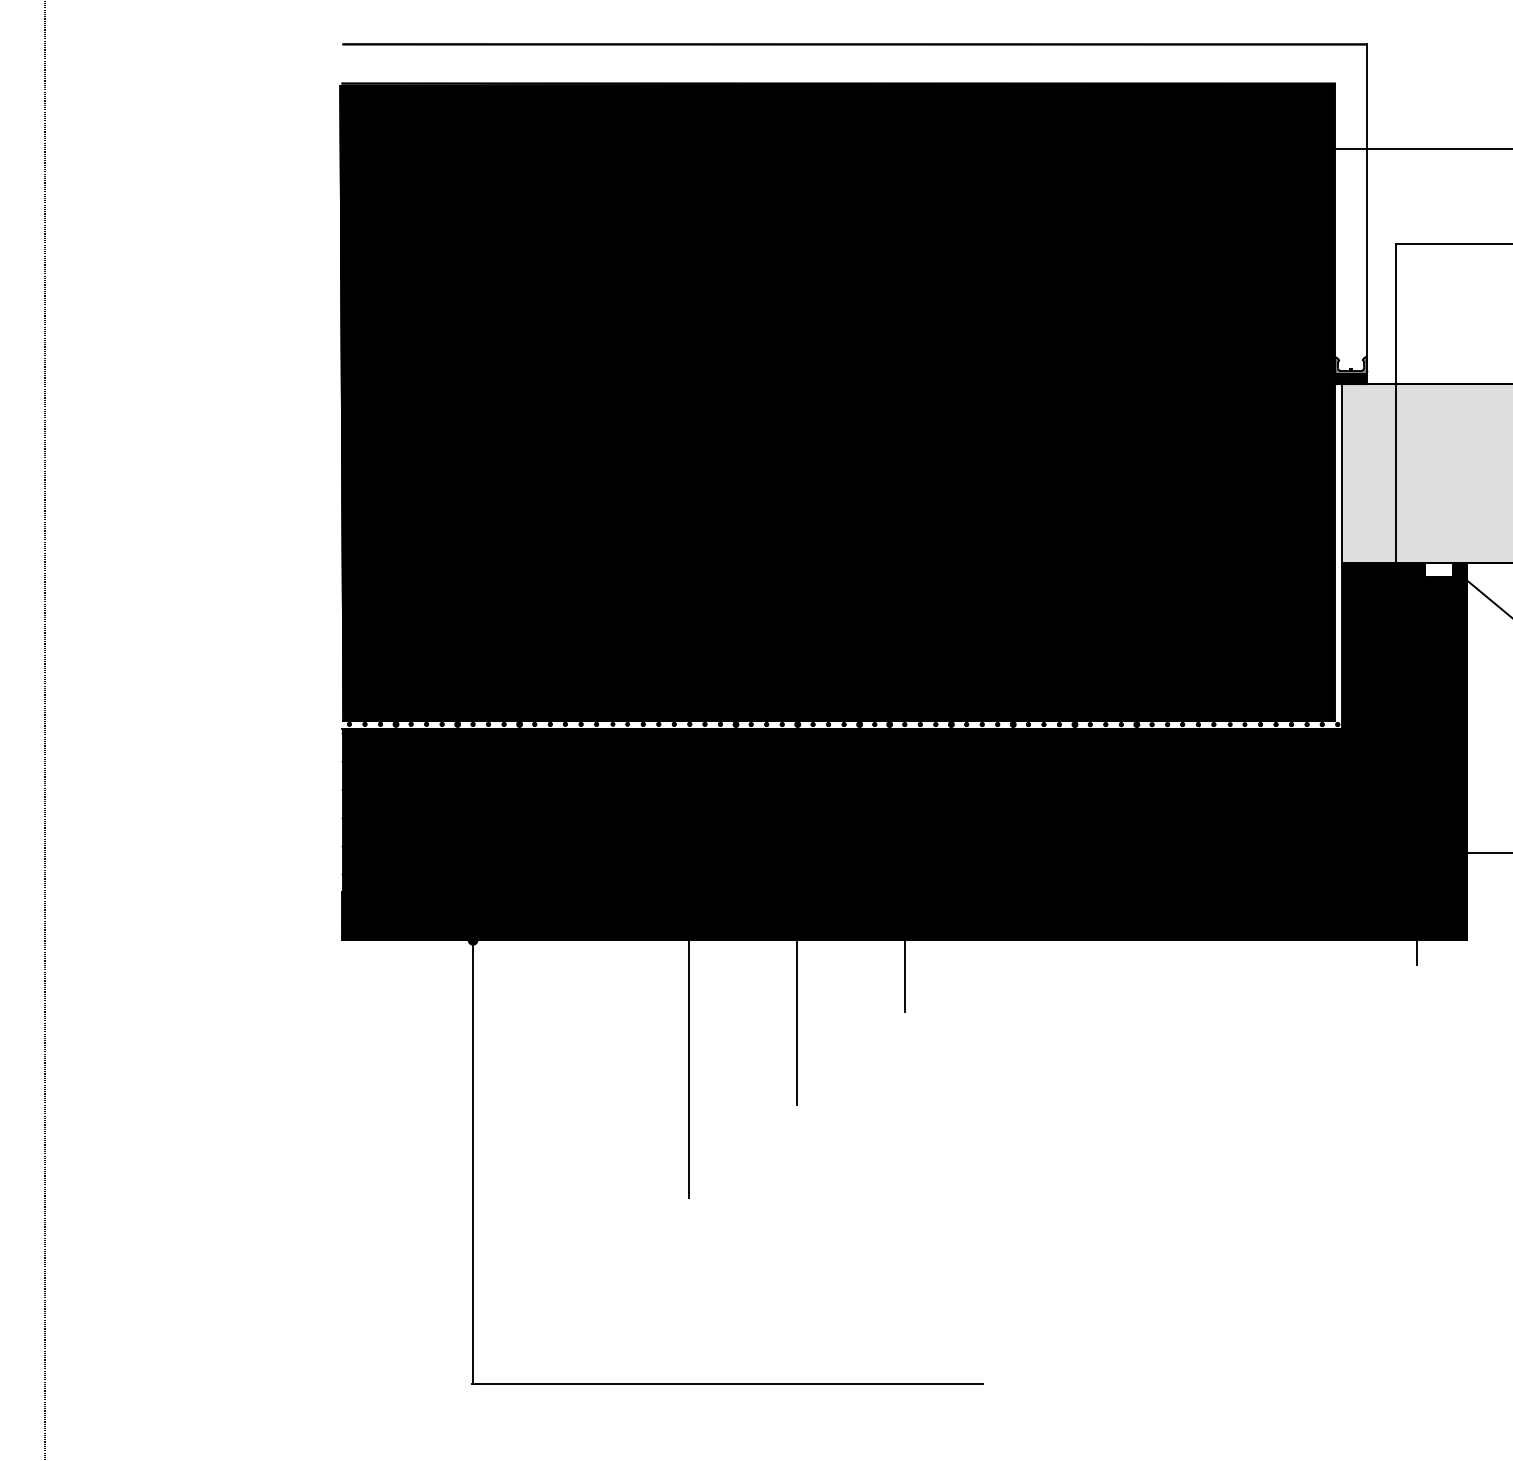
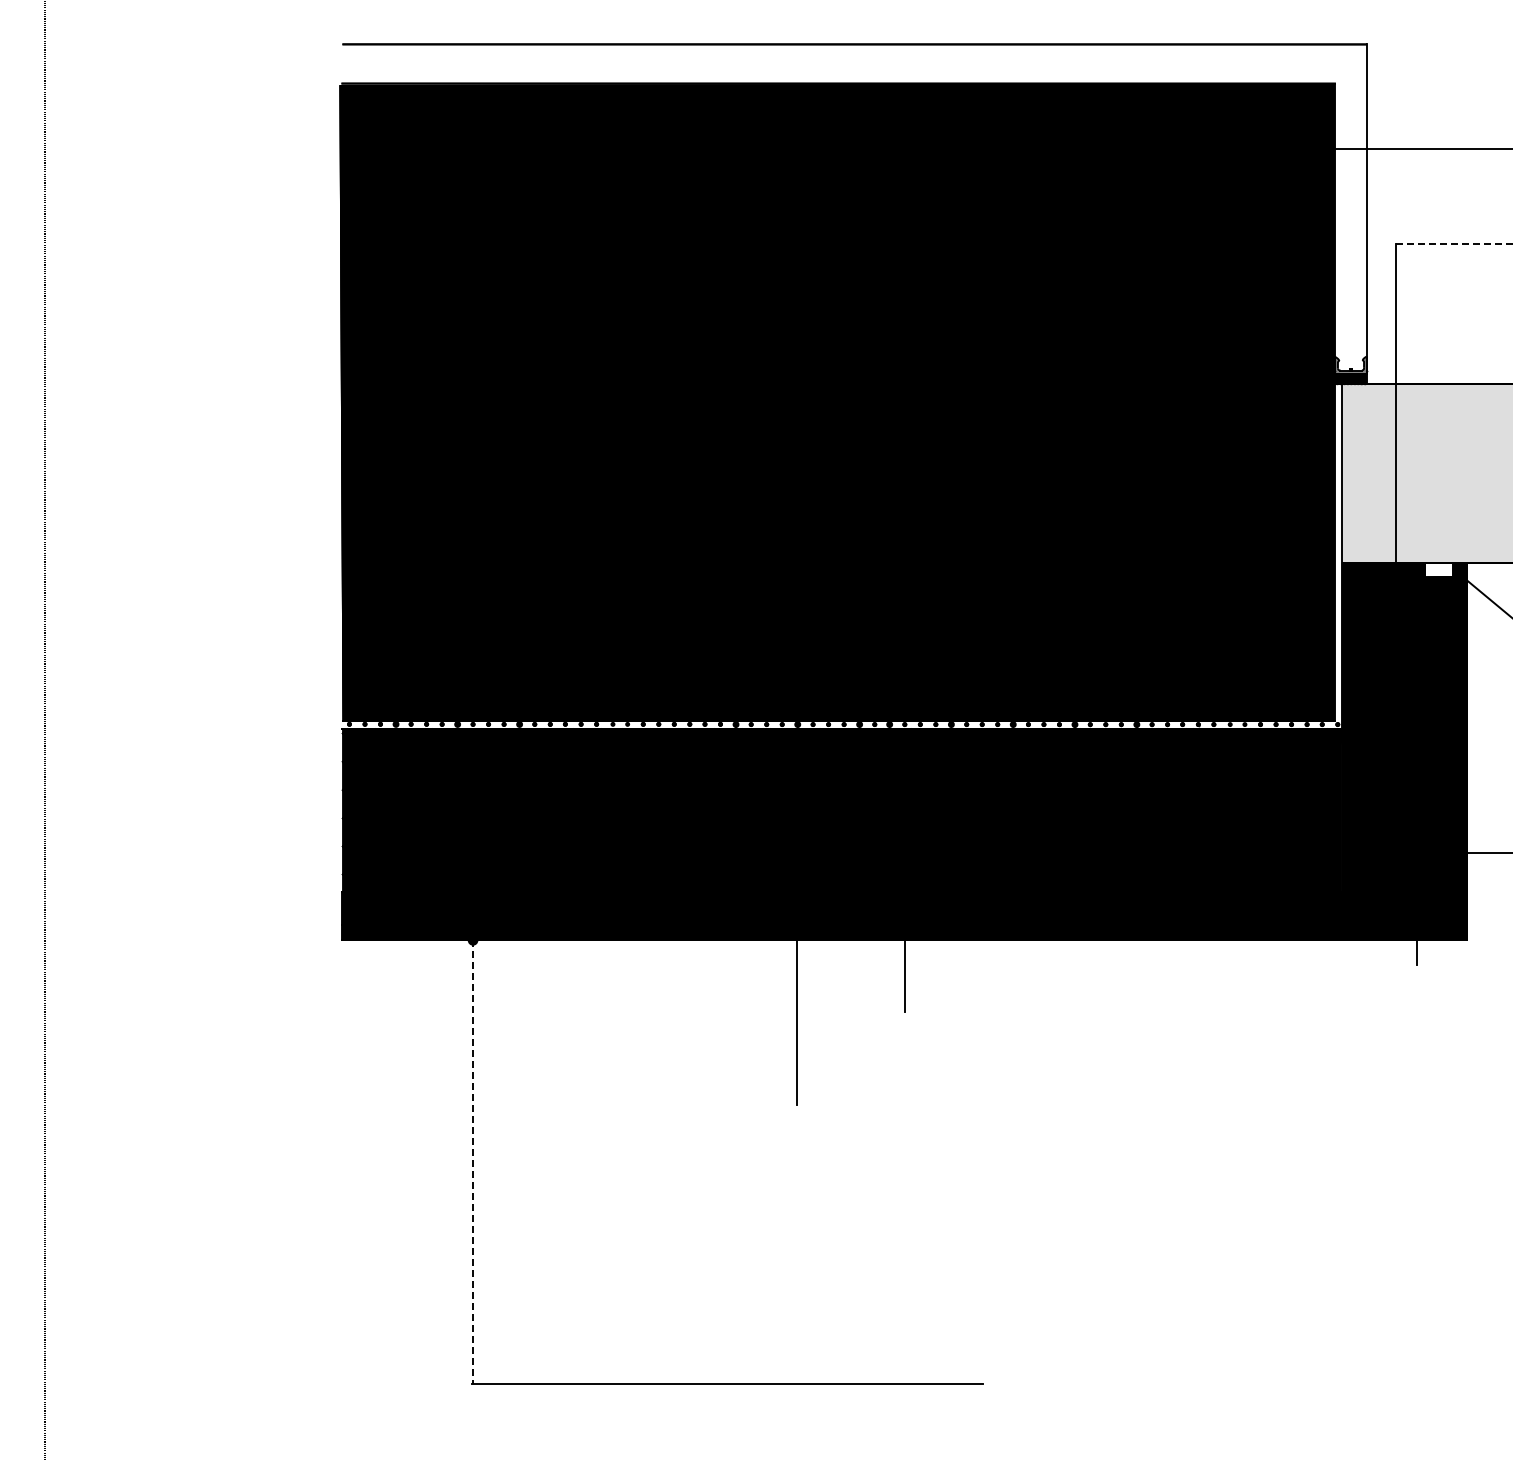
line: solid -> dashed (1454, 243)
line: present -> none (688, 1054)
line: solid -> dashed (472, 1162)
